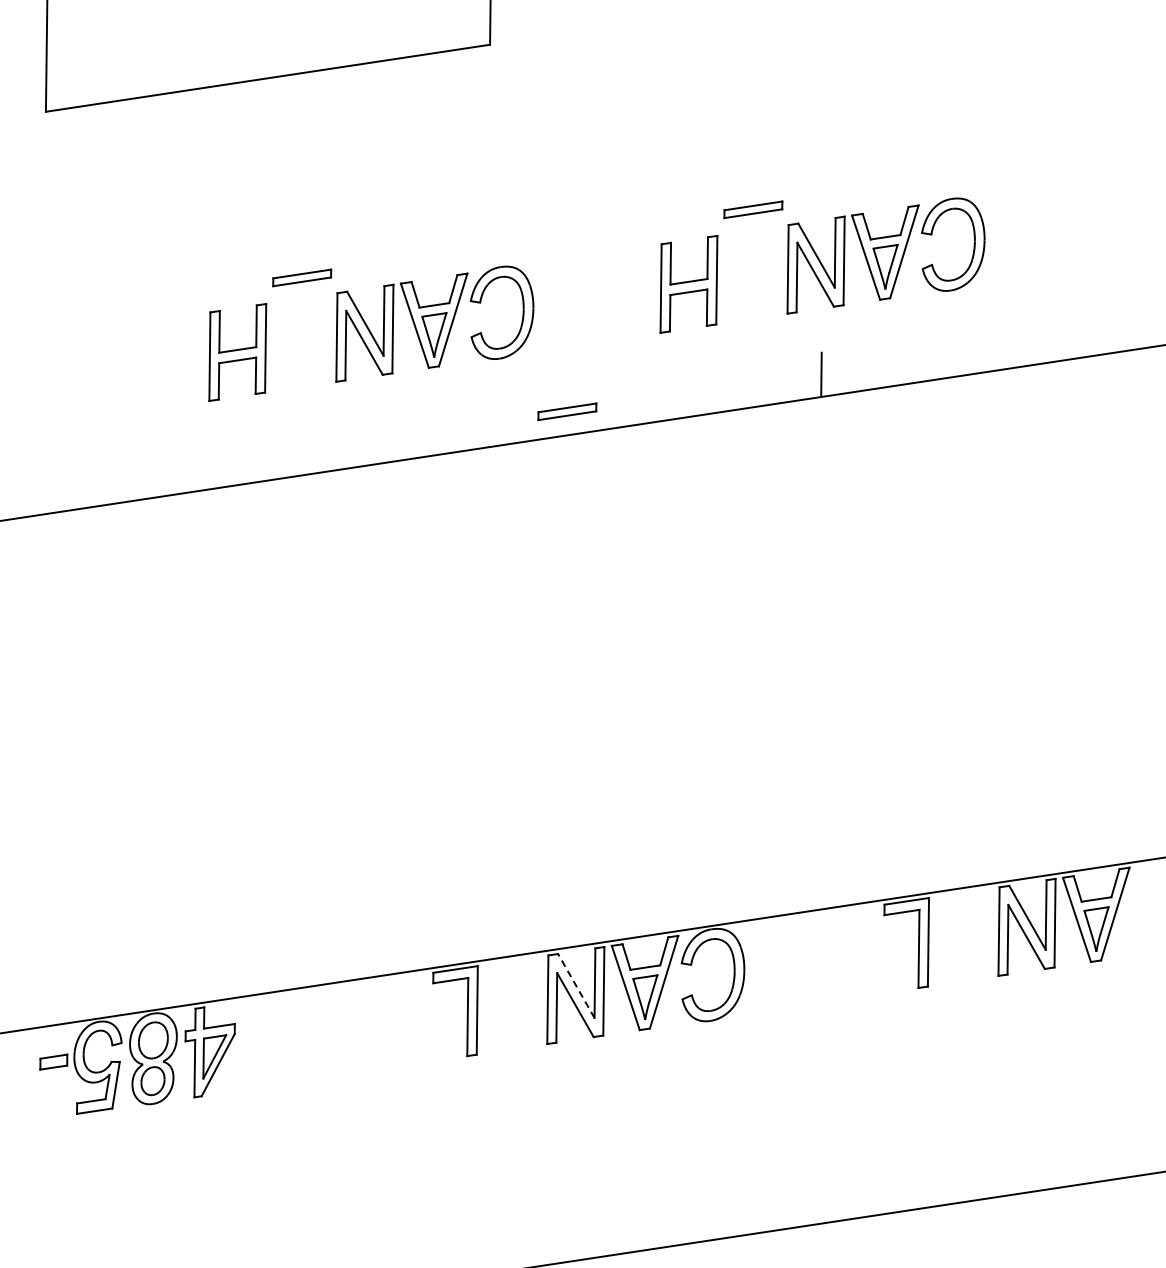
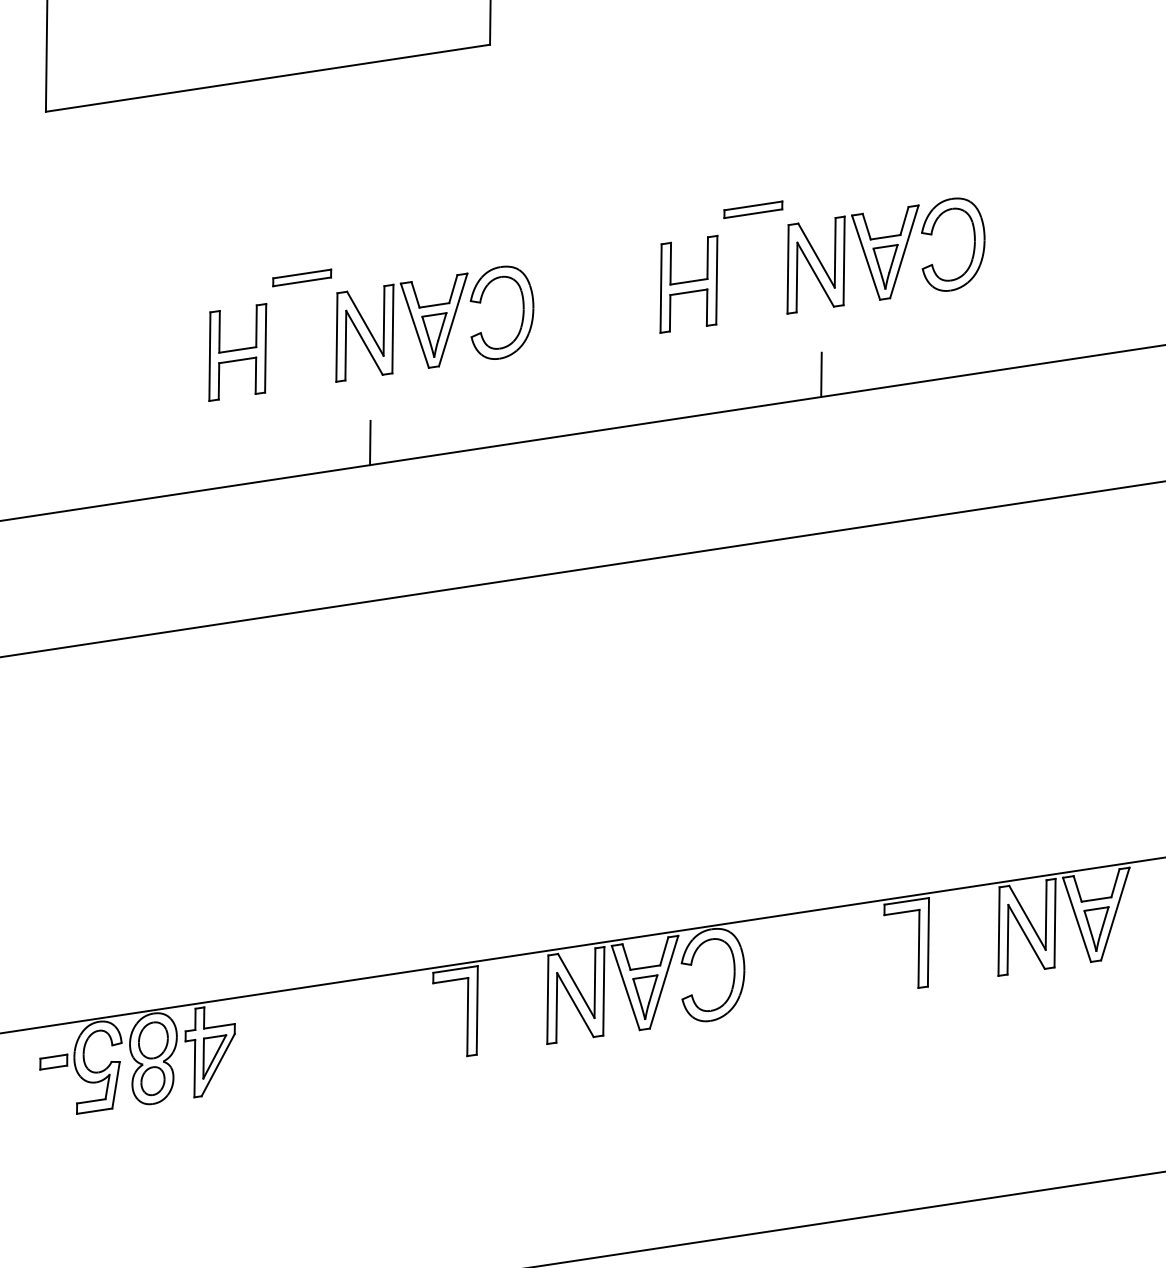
part: present -> none (567, 411)
line: none -> present (370, 442)
line: none -> present (582, 568)
line: dashed -> solid (576, 985)
